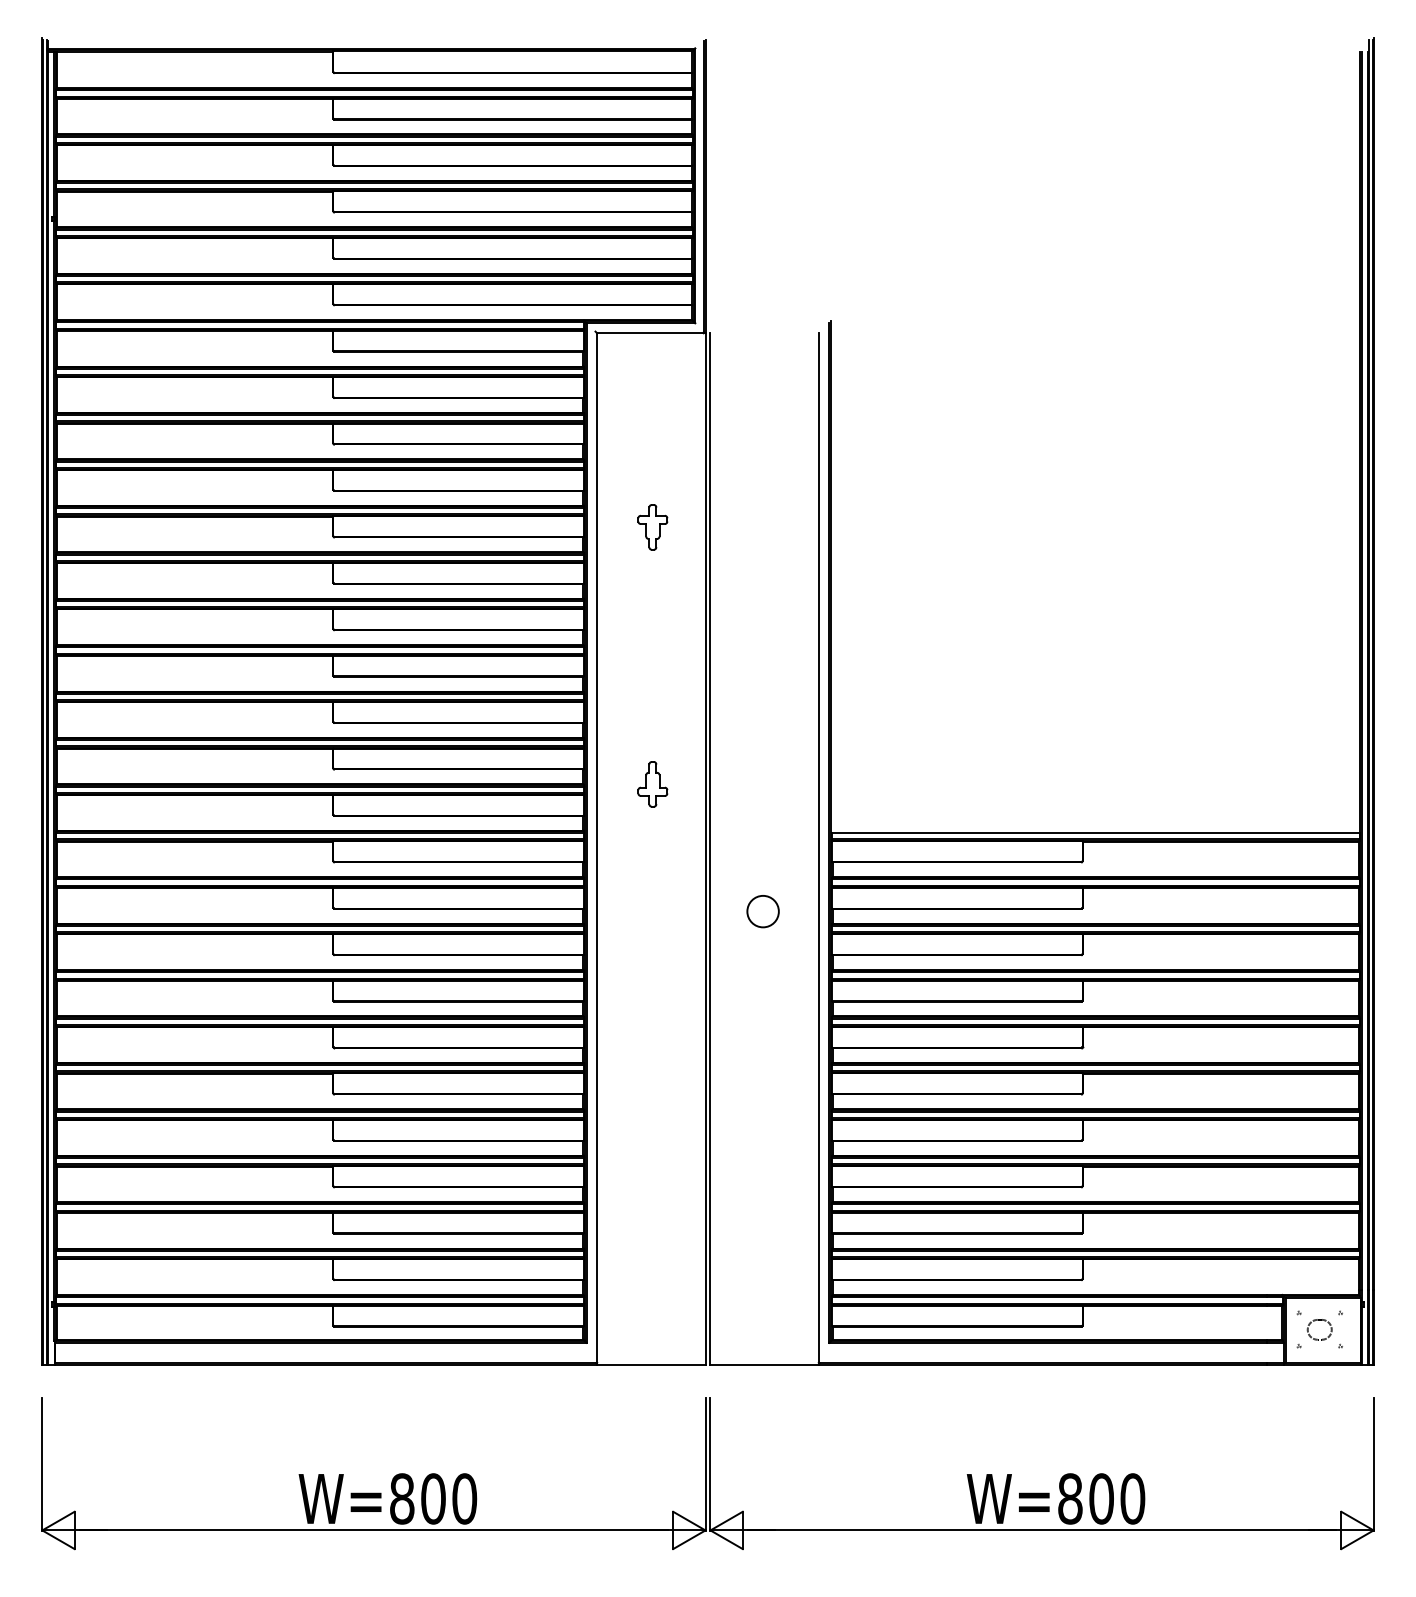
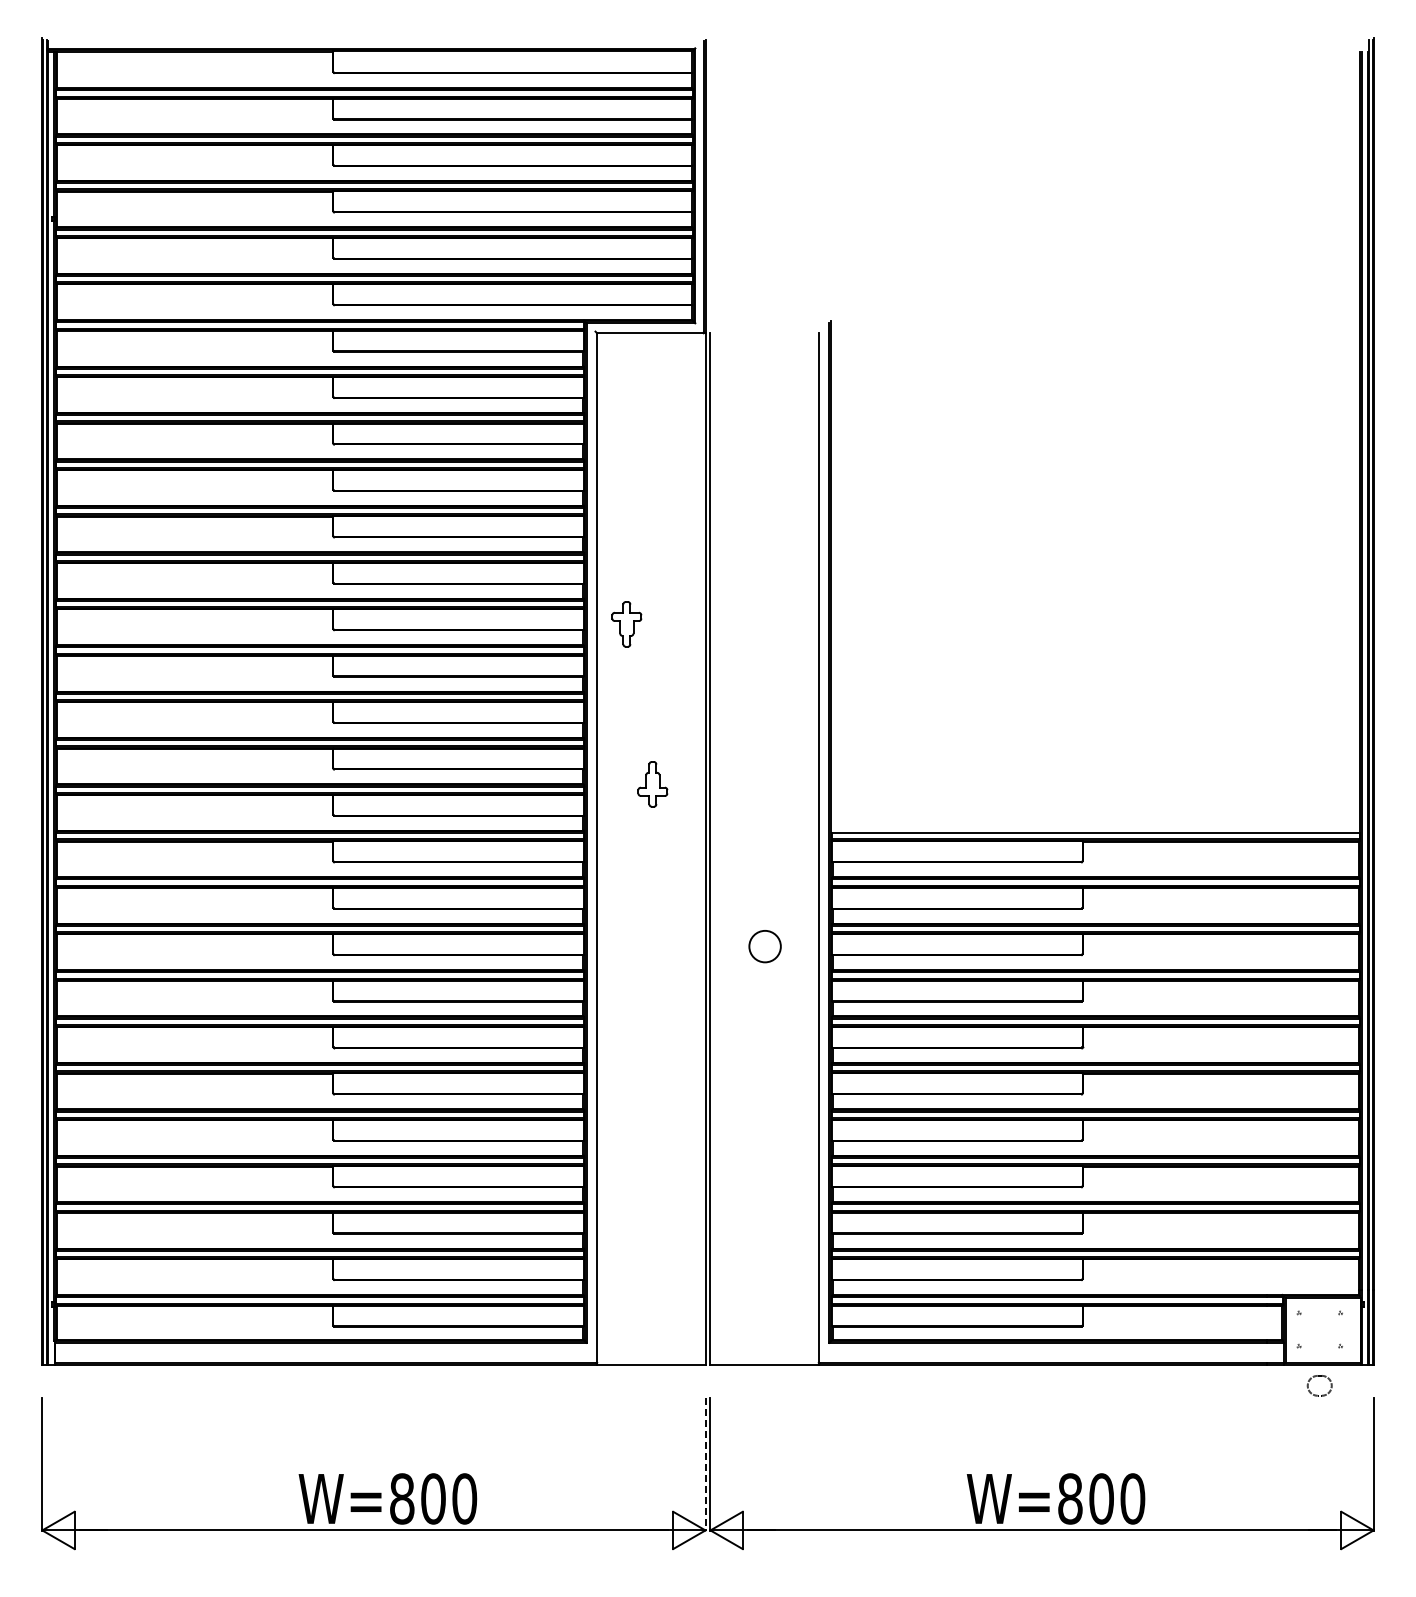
part position: (652, 527) -> (626, 624) (626, 624)
circle position: (762, 911) -> (764, 946) (764, 946)
part position: (1315, 1321) -> (1315, 1377) (1315, 1377)
line: solid -> dashed (705, 1464)
